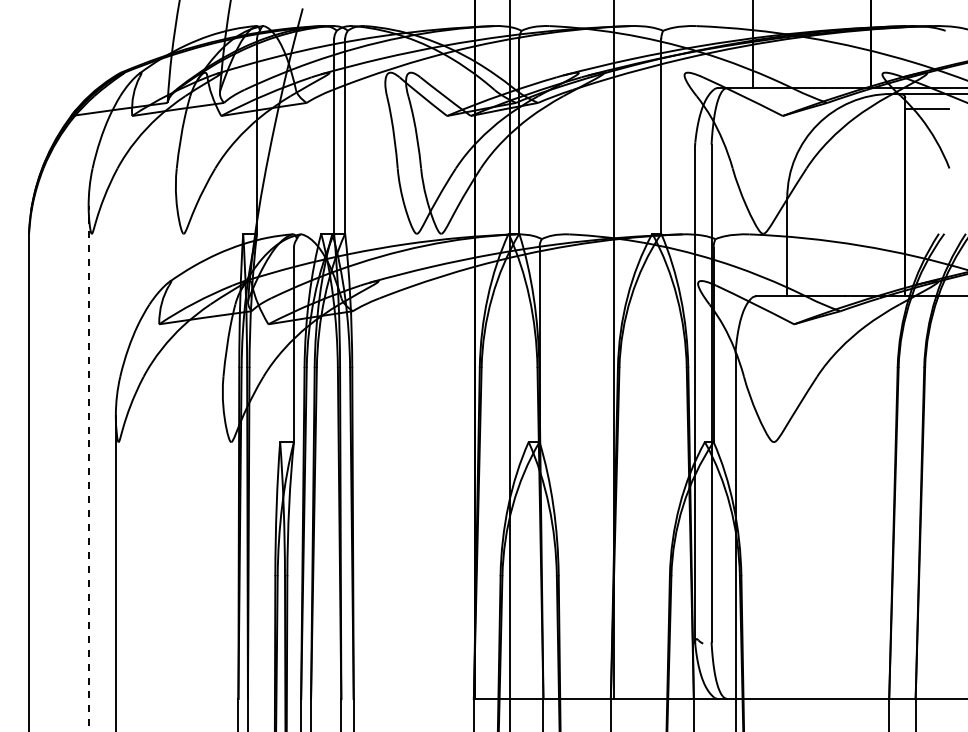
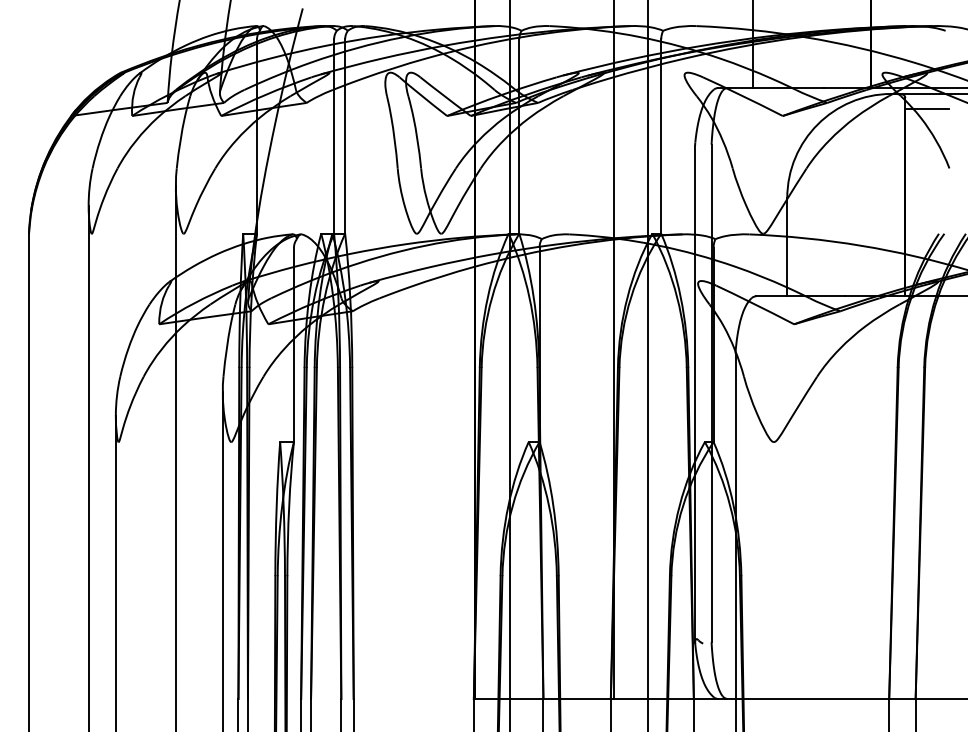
line: none -> present (648, 365)
line: none -> present (175, 457)
line: dashed -> solid (88, 468)
line: none -> present (222, 560)
